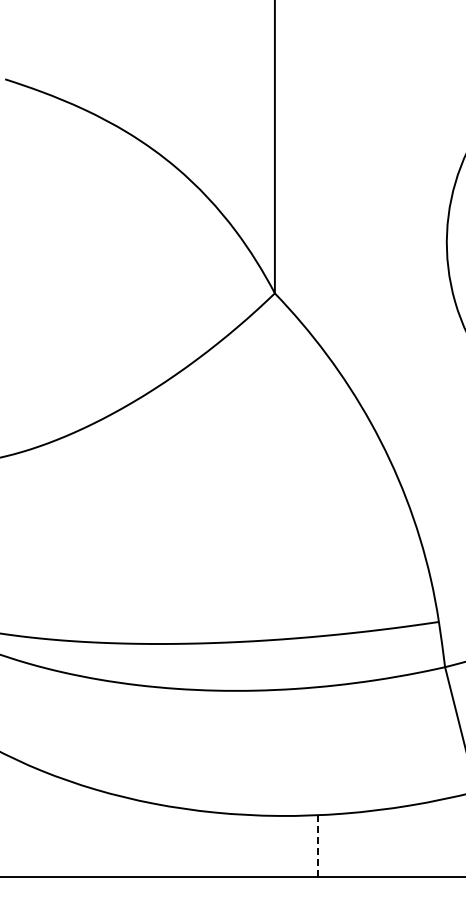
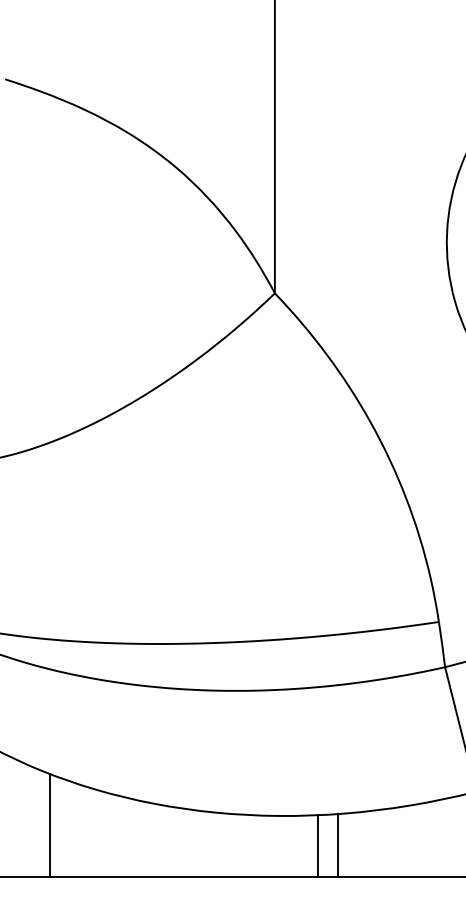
line: none -> present (50, 825)
line: none -> present (337, 845)
line: dashed -> solid (317, 846)
